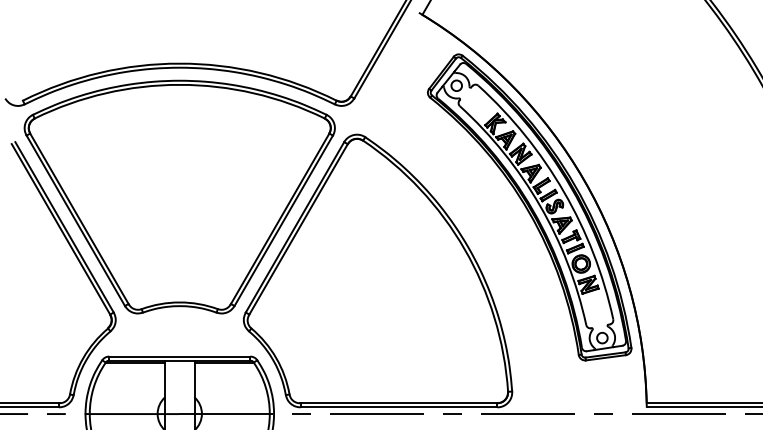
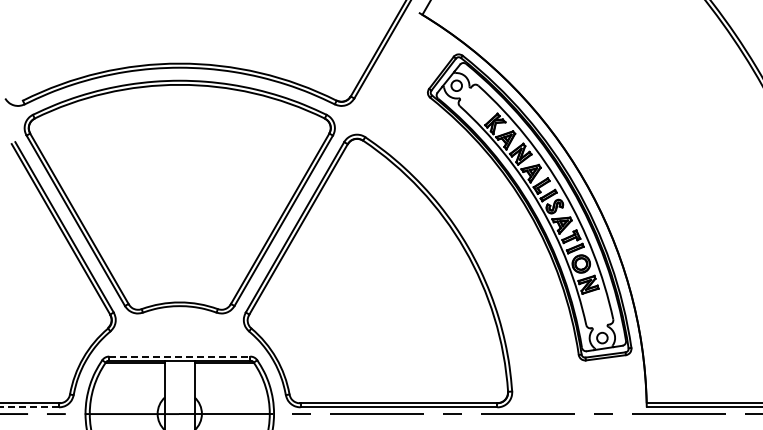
line: solid -> dashed (180, 356)
line: solid -> dashed (29, 407)
